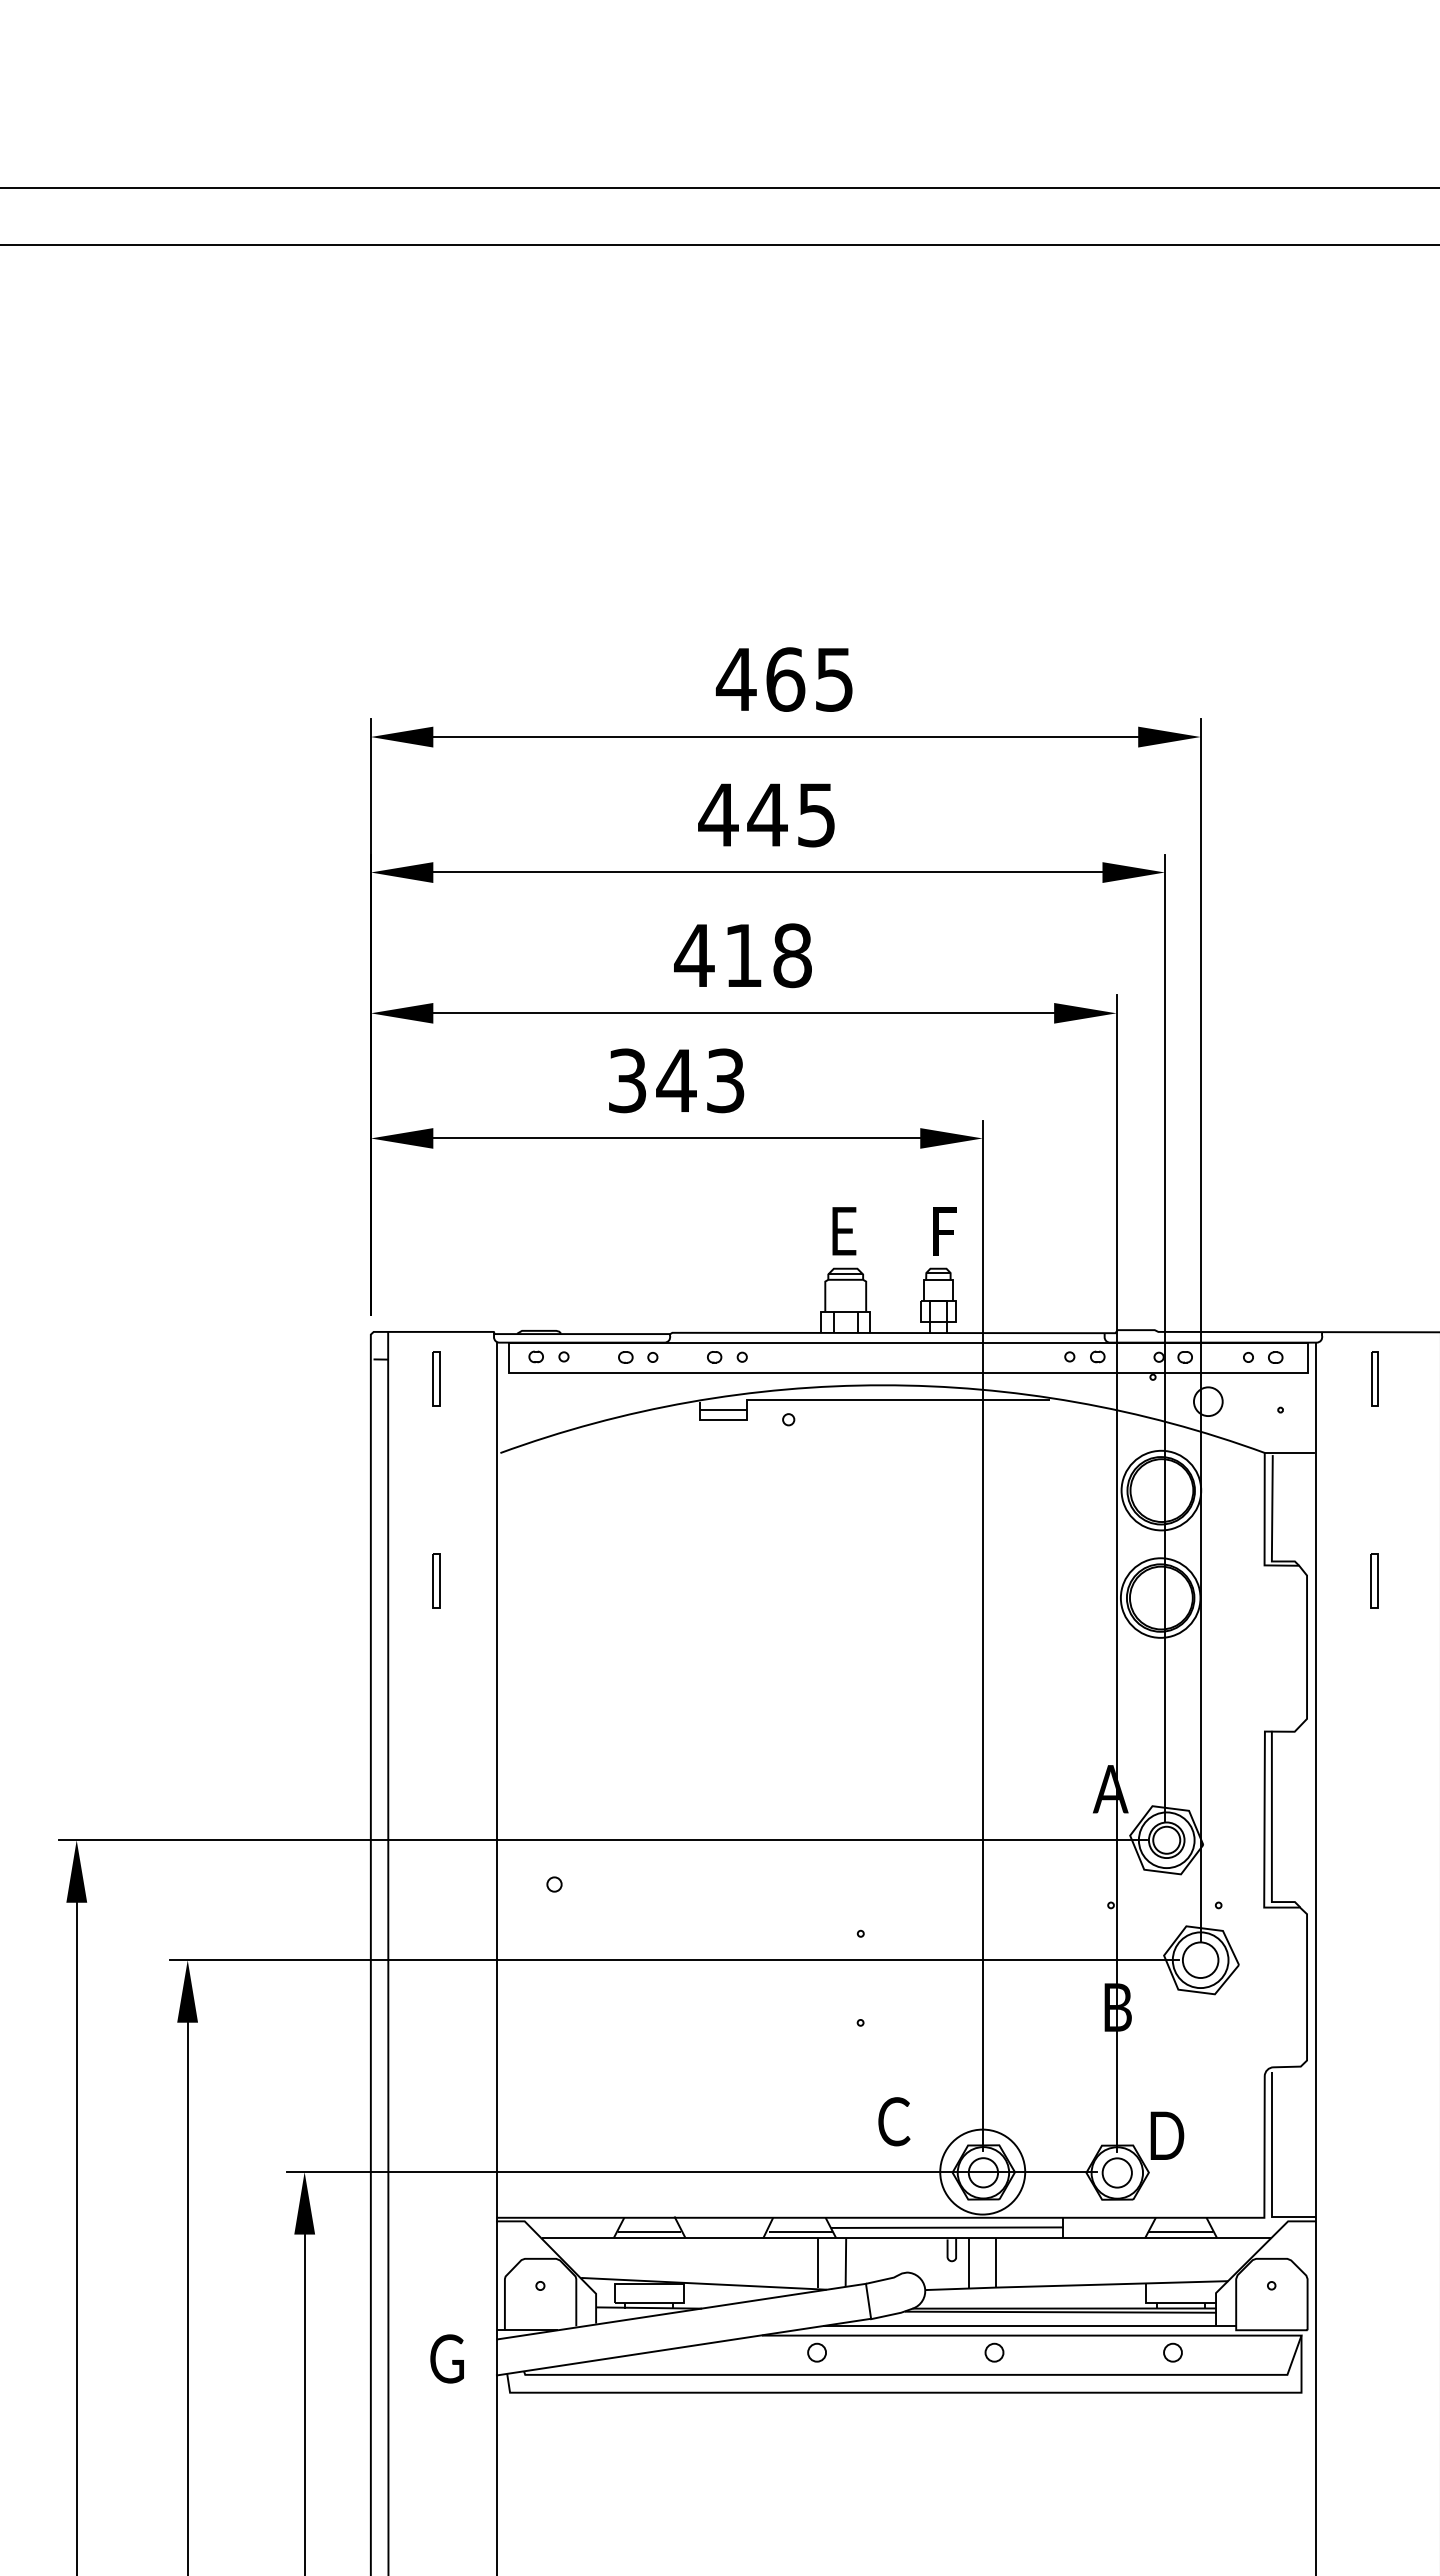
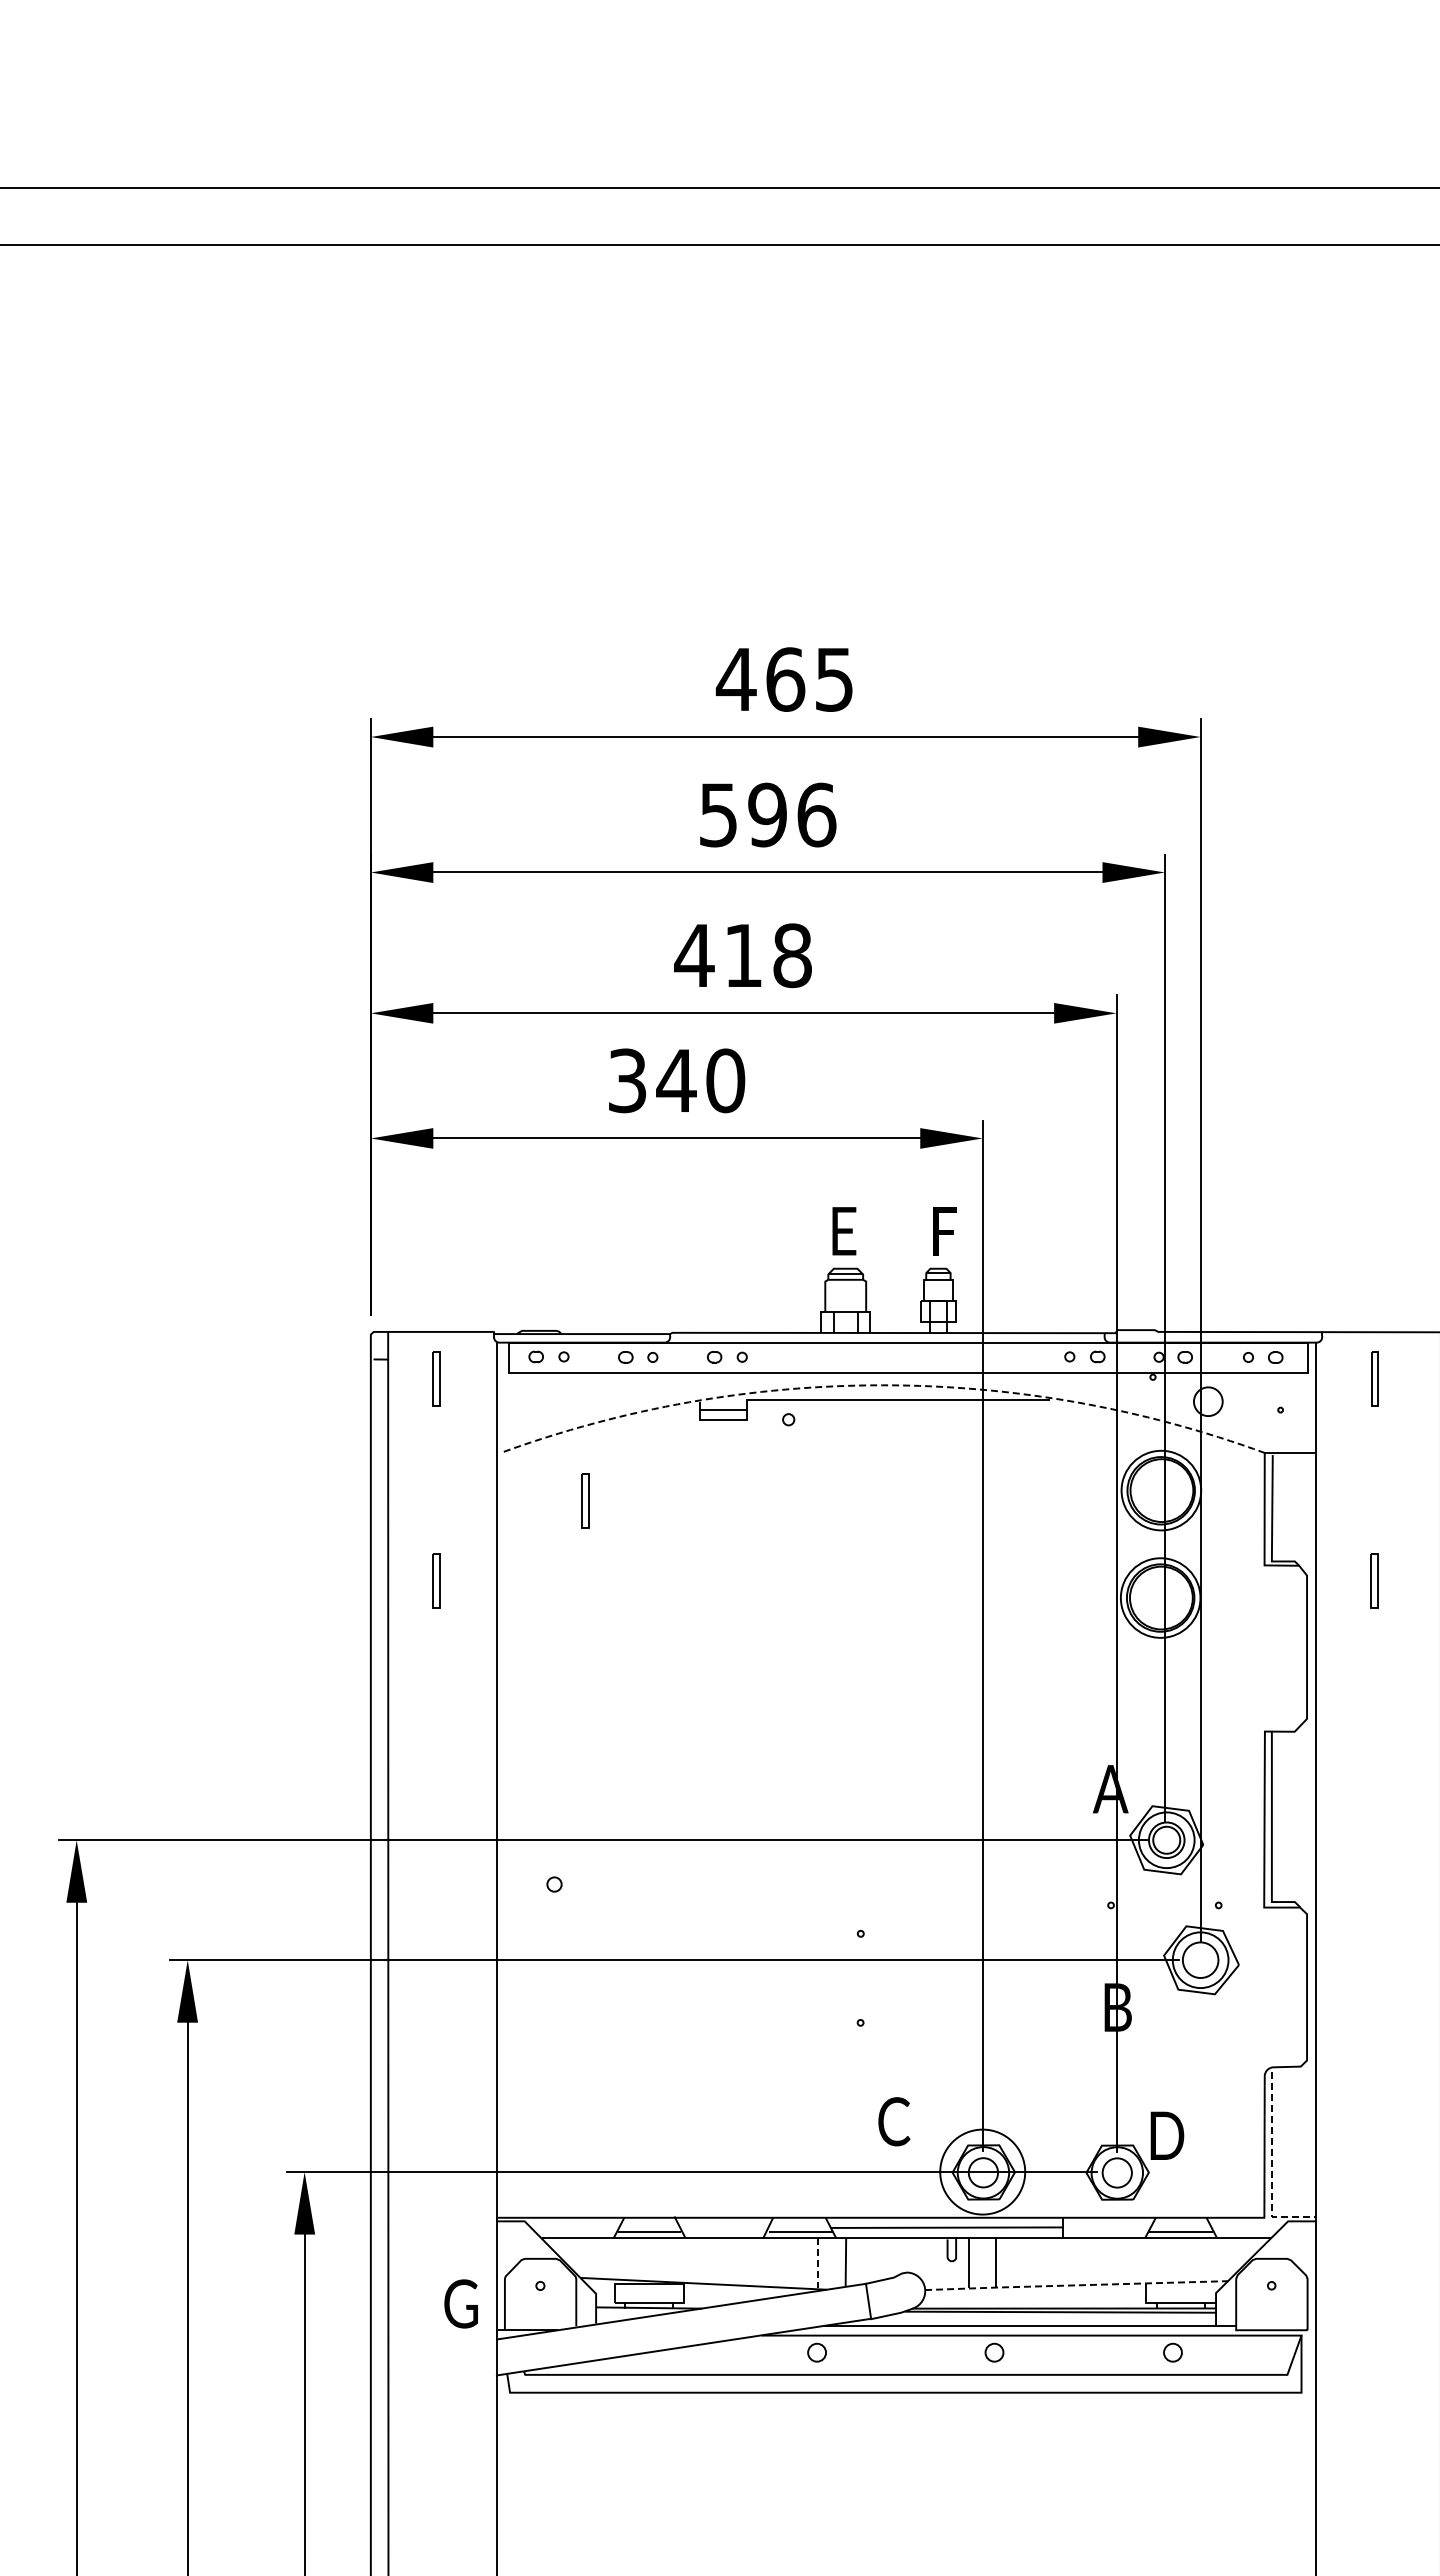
text: 445 -> 596 (767, 814)
text: 343 -> 340 (725, 1080)
arc: solid -> dashed (882, 1385)
part: none -> present (585, 1500)
line: solid -> dashed (1271, 2167)
line: solid -> dashed (818, 2262)
line: solid -> dashed (1076, 2285)
text position: (446, 2358) -> (460, 2303) (460, 2303)
